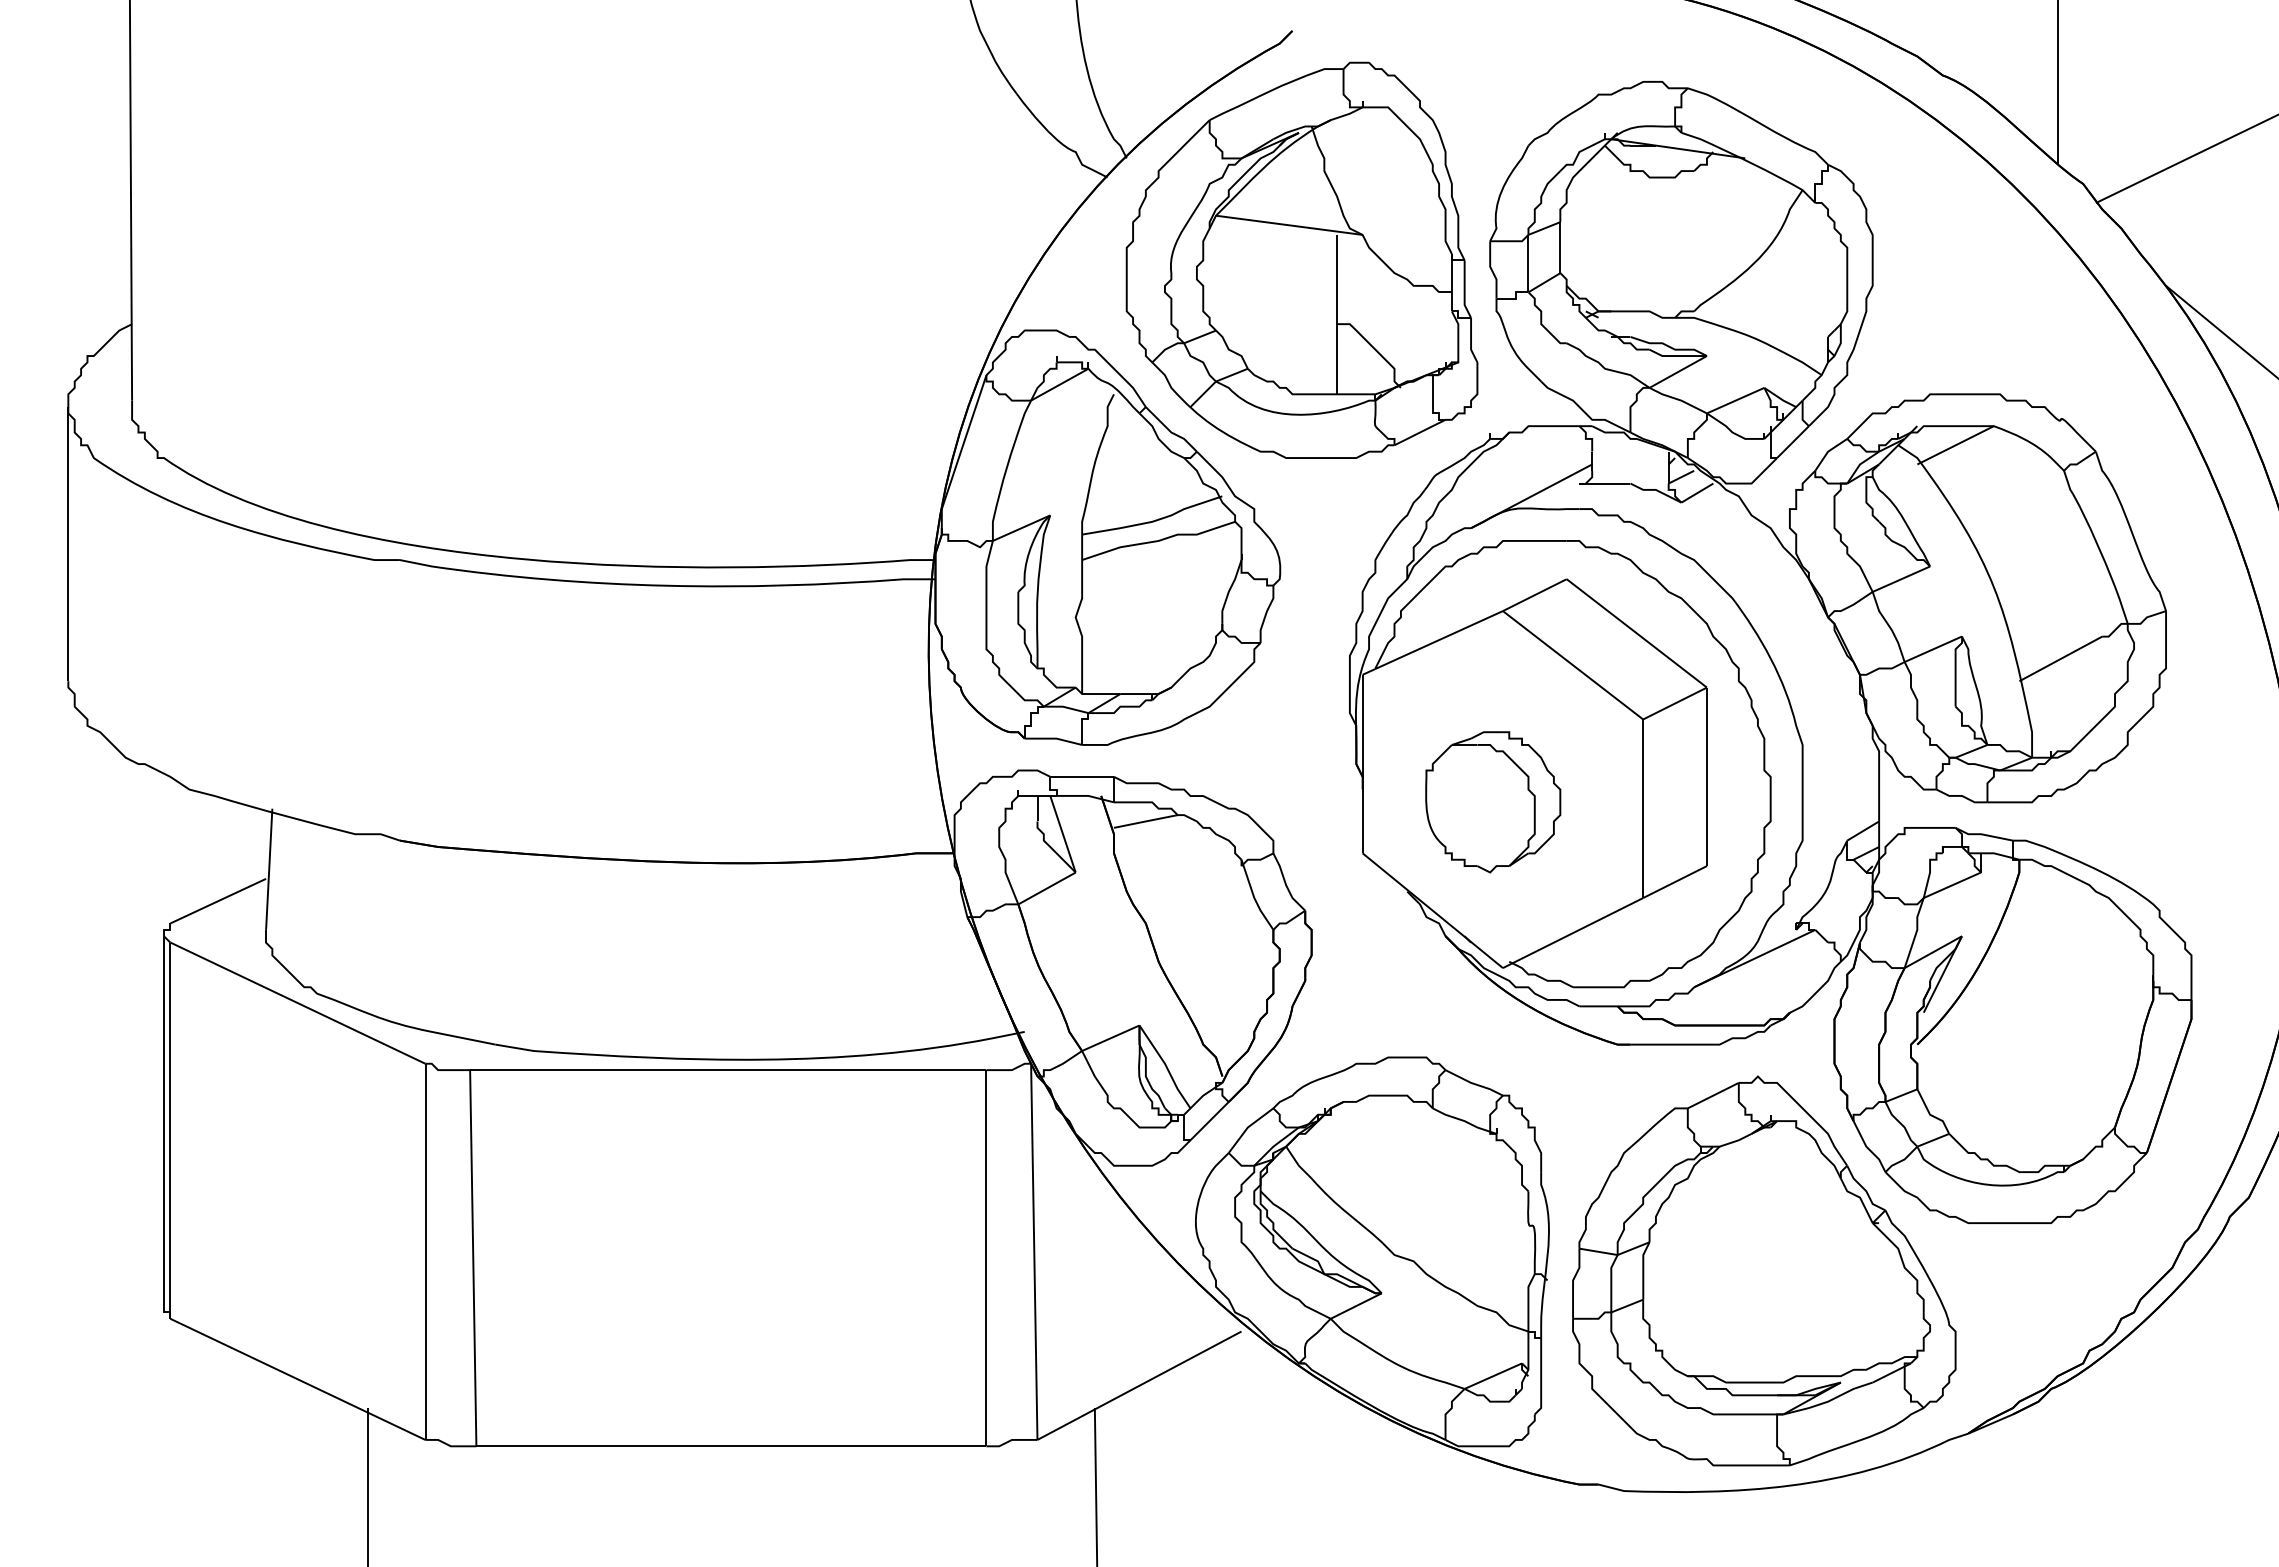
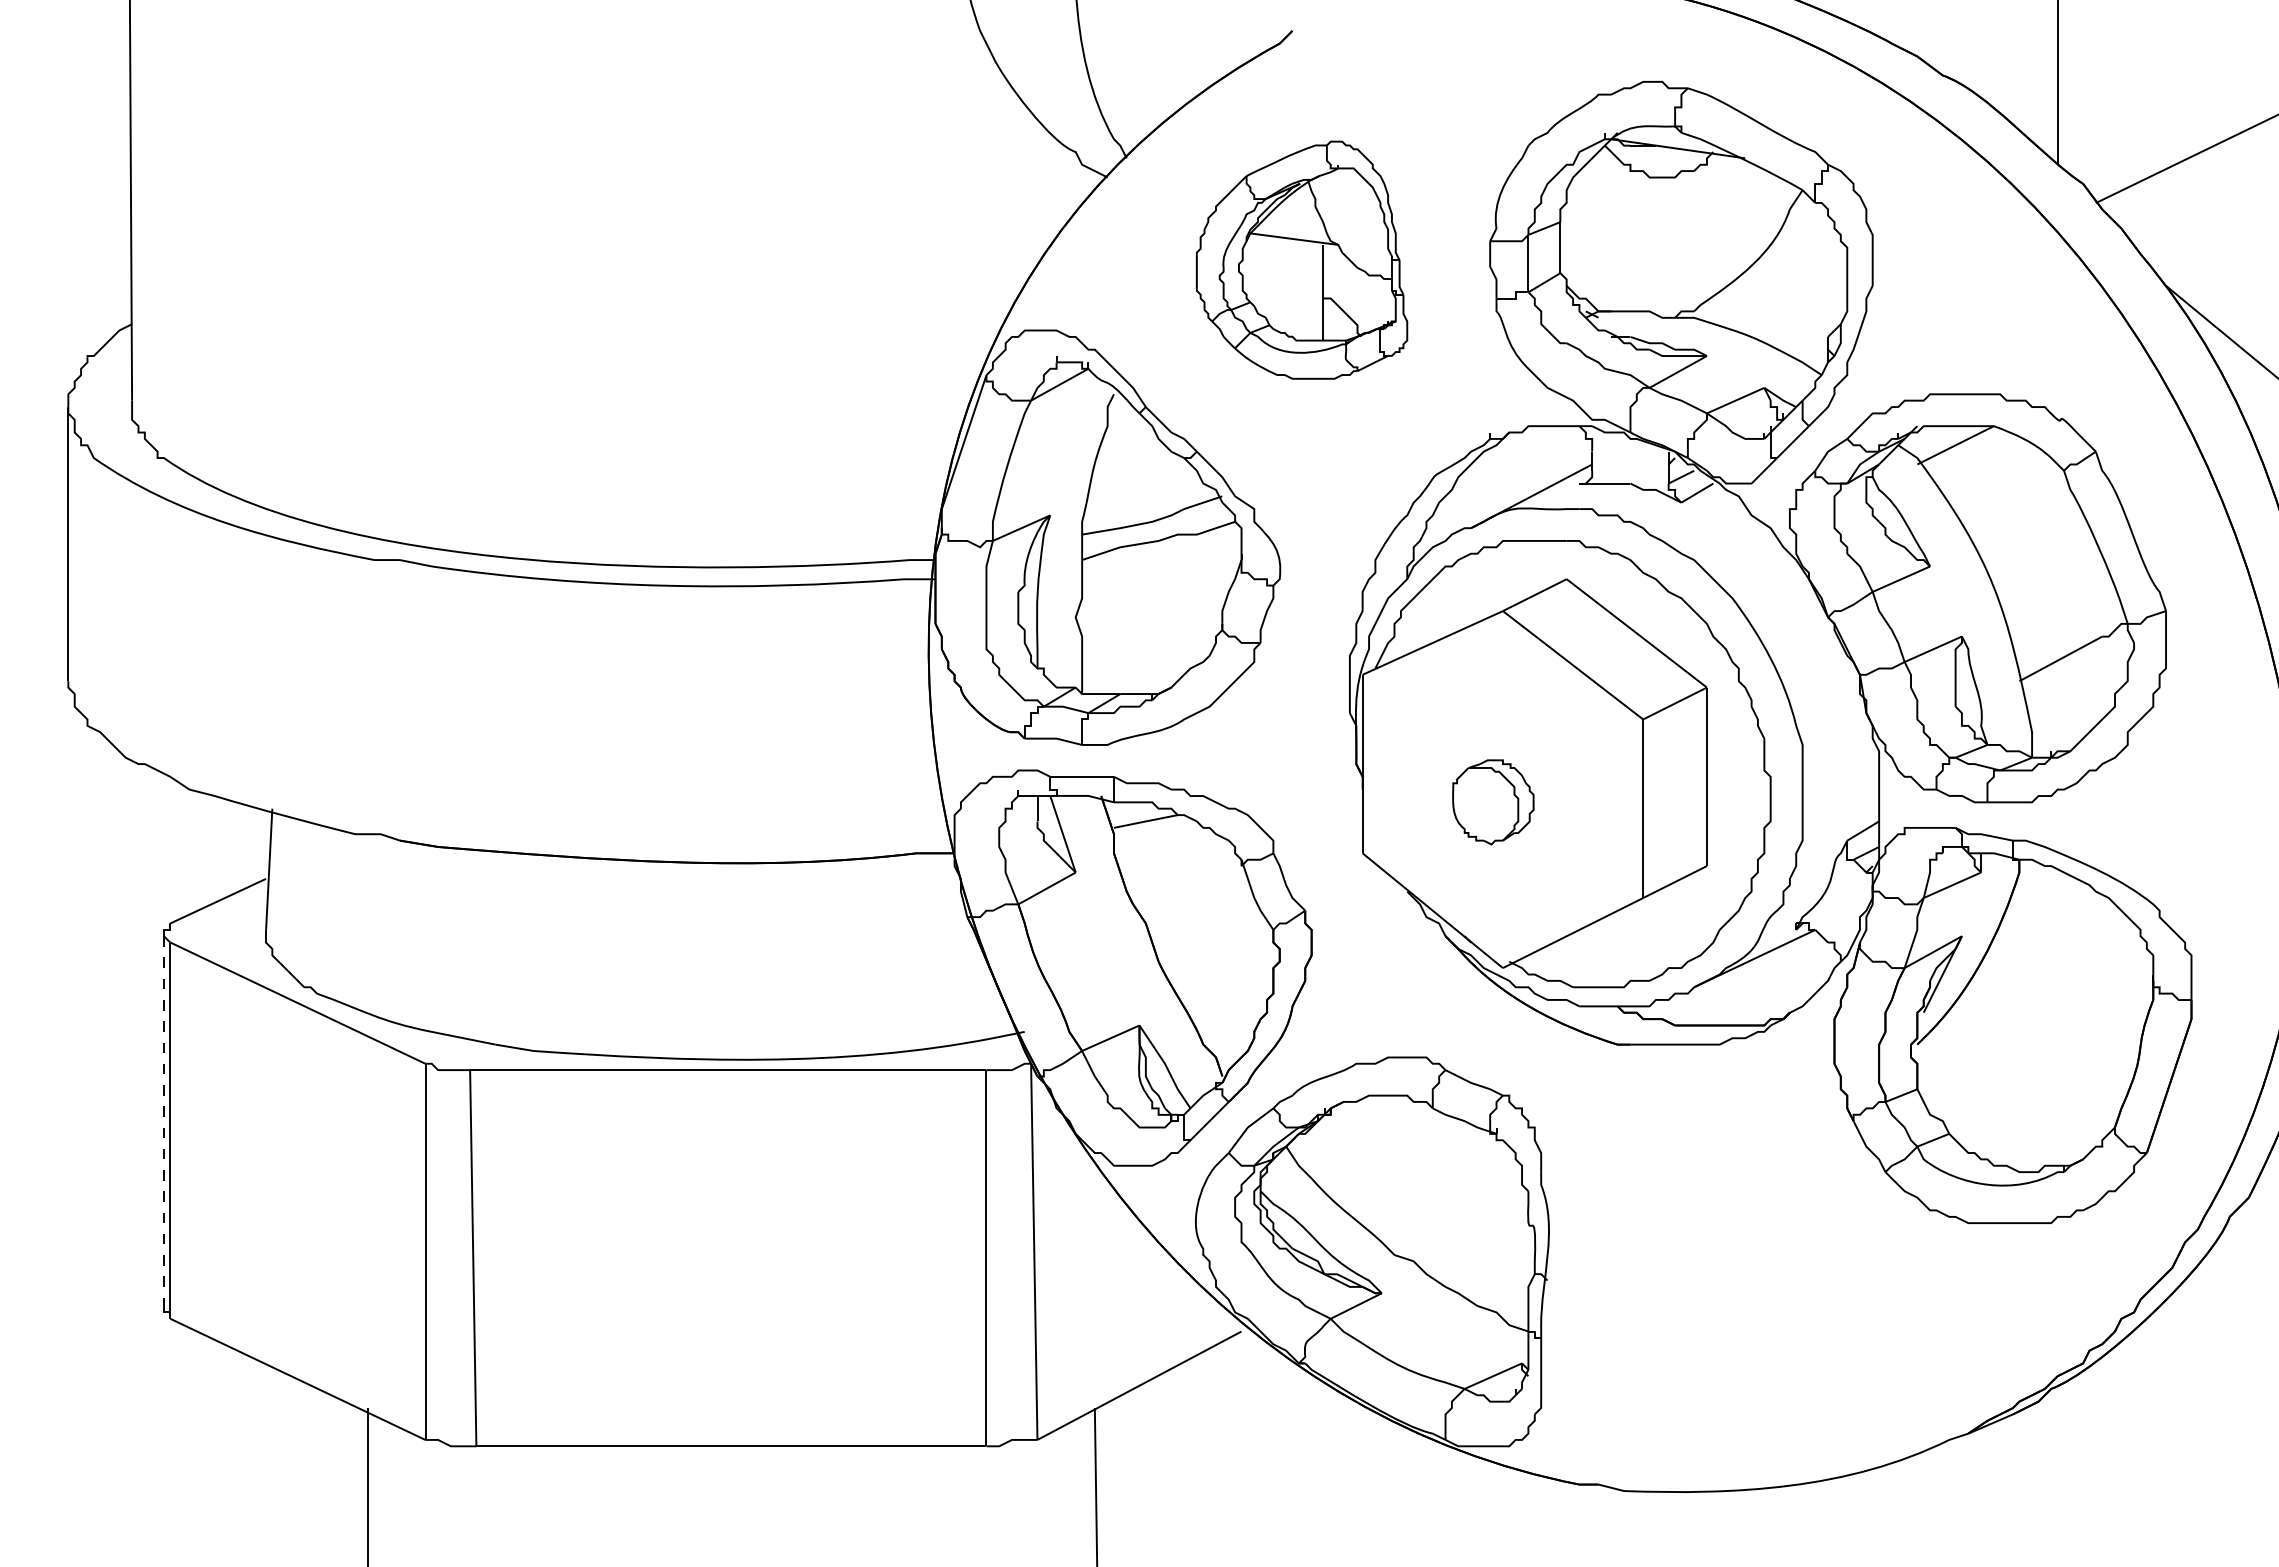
part size: 354x398 px -> 213x240 px (1302, 259)
part size: 137x143 px -> 83x87 px (1493, 802)
line: solid -> dashed (164, 1121)
part: present -> none (1764, 1270)
